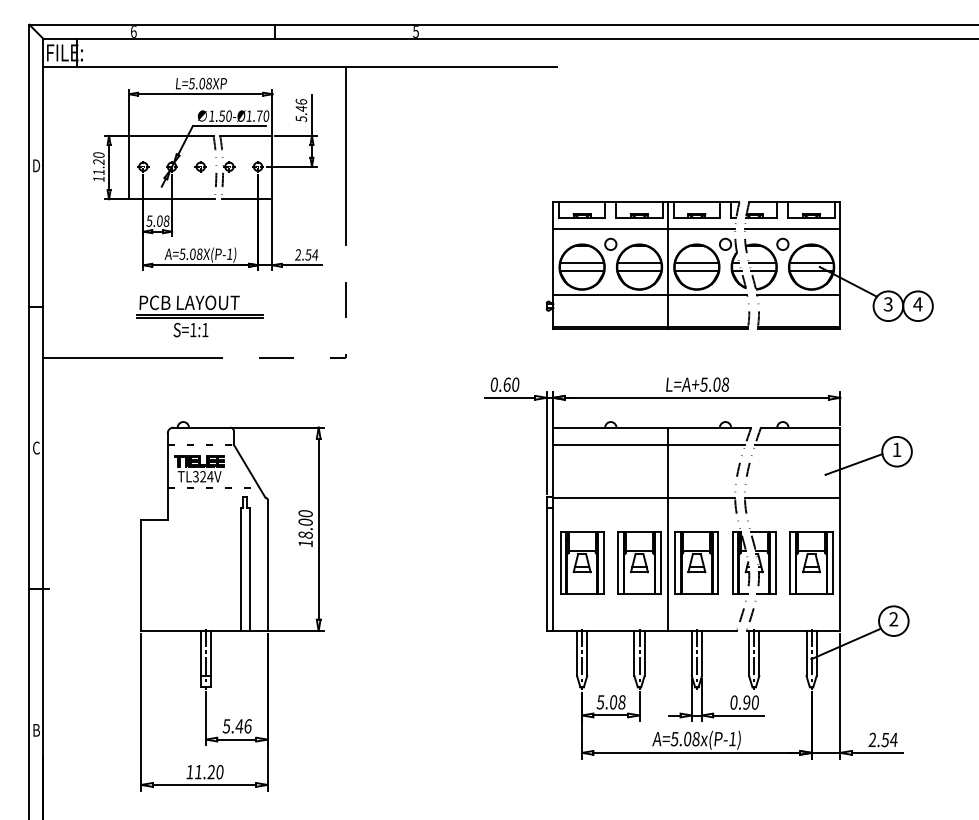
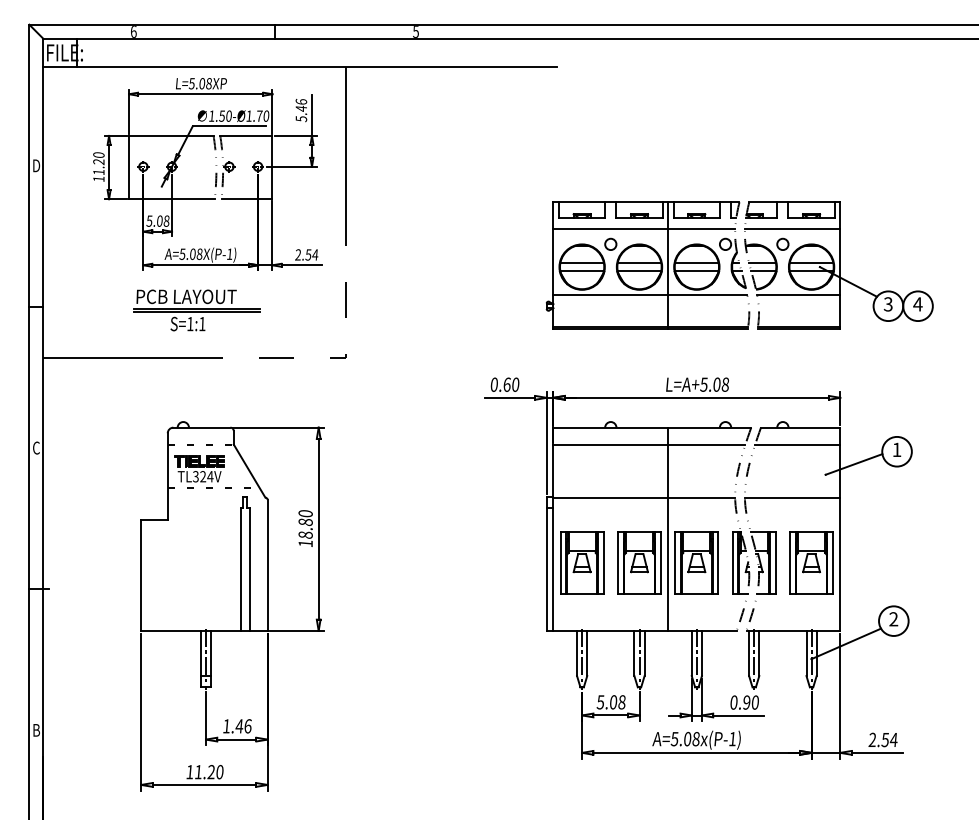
part: present -> none (200, 166)
part position: (199, 316) -> (196, 310) (196, 310)
text: 18.00 -> 18.80 (305, 522)
text: 5.46 -> 1.46 (226, 726)
